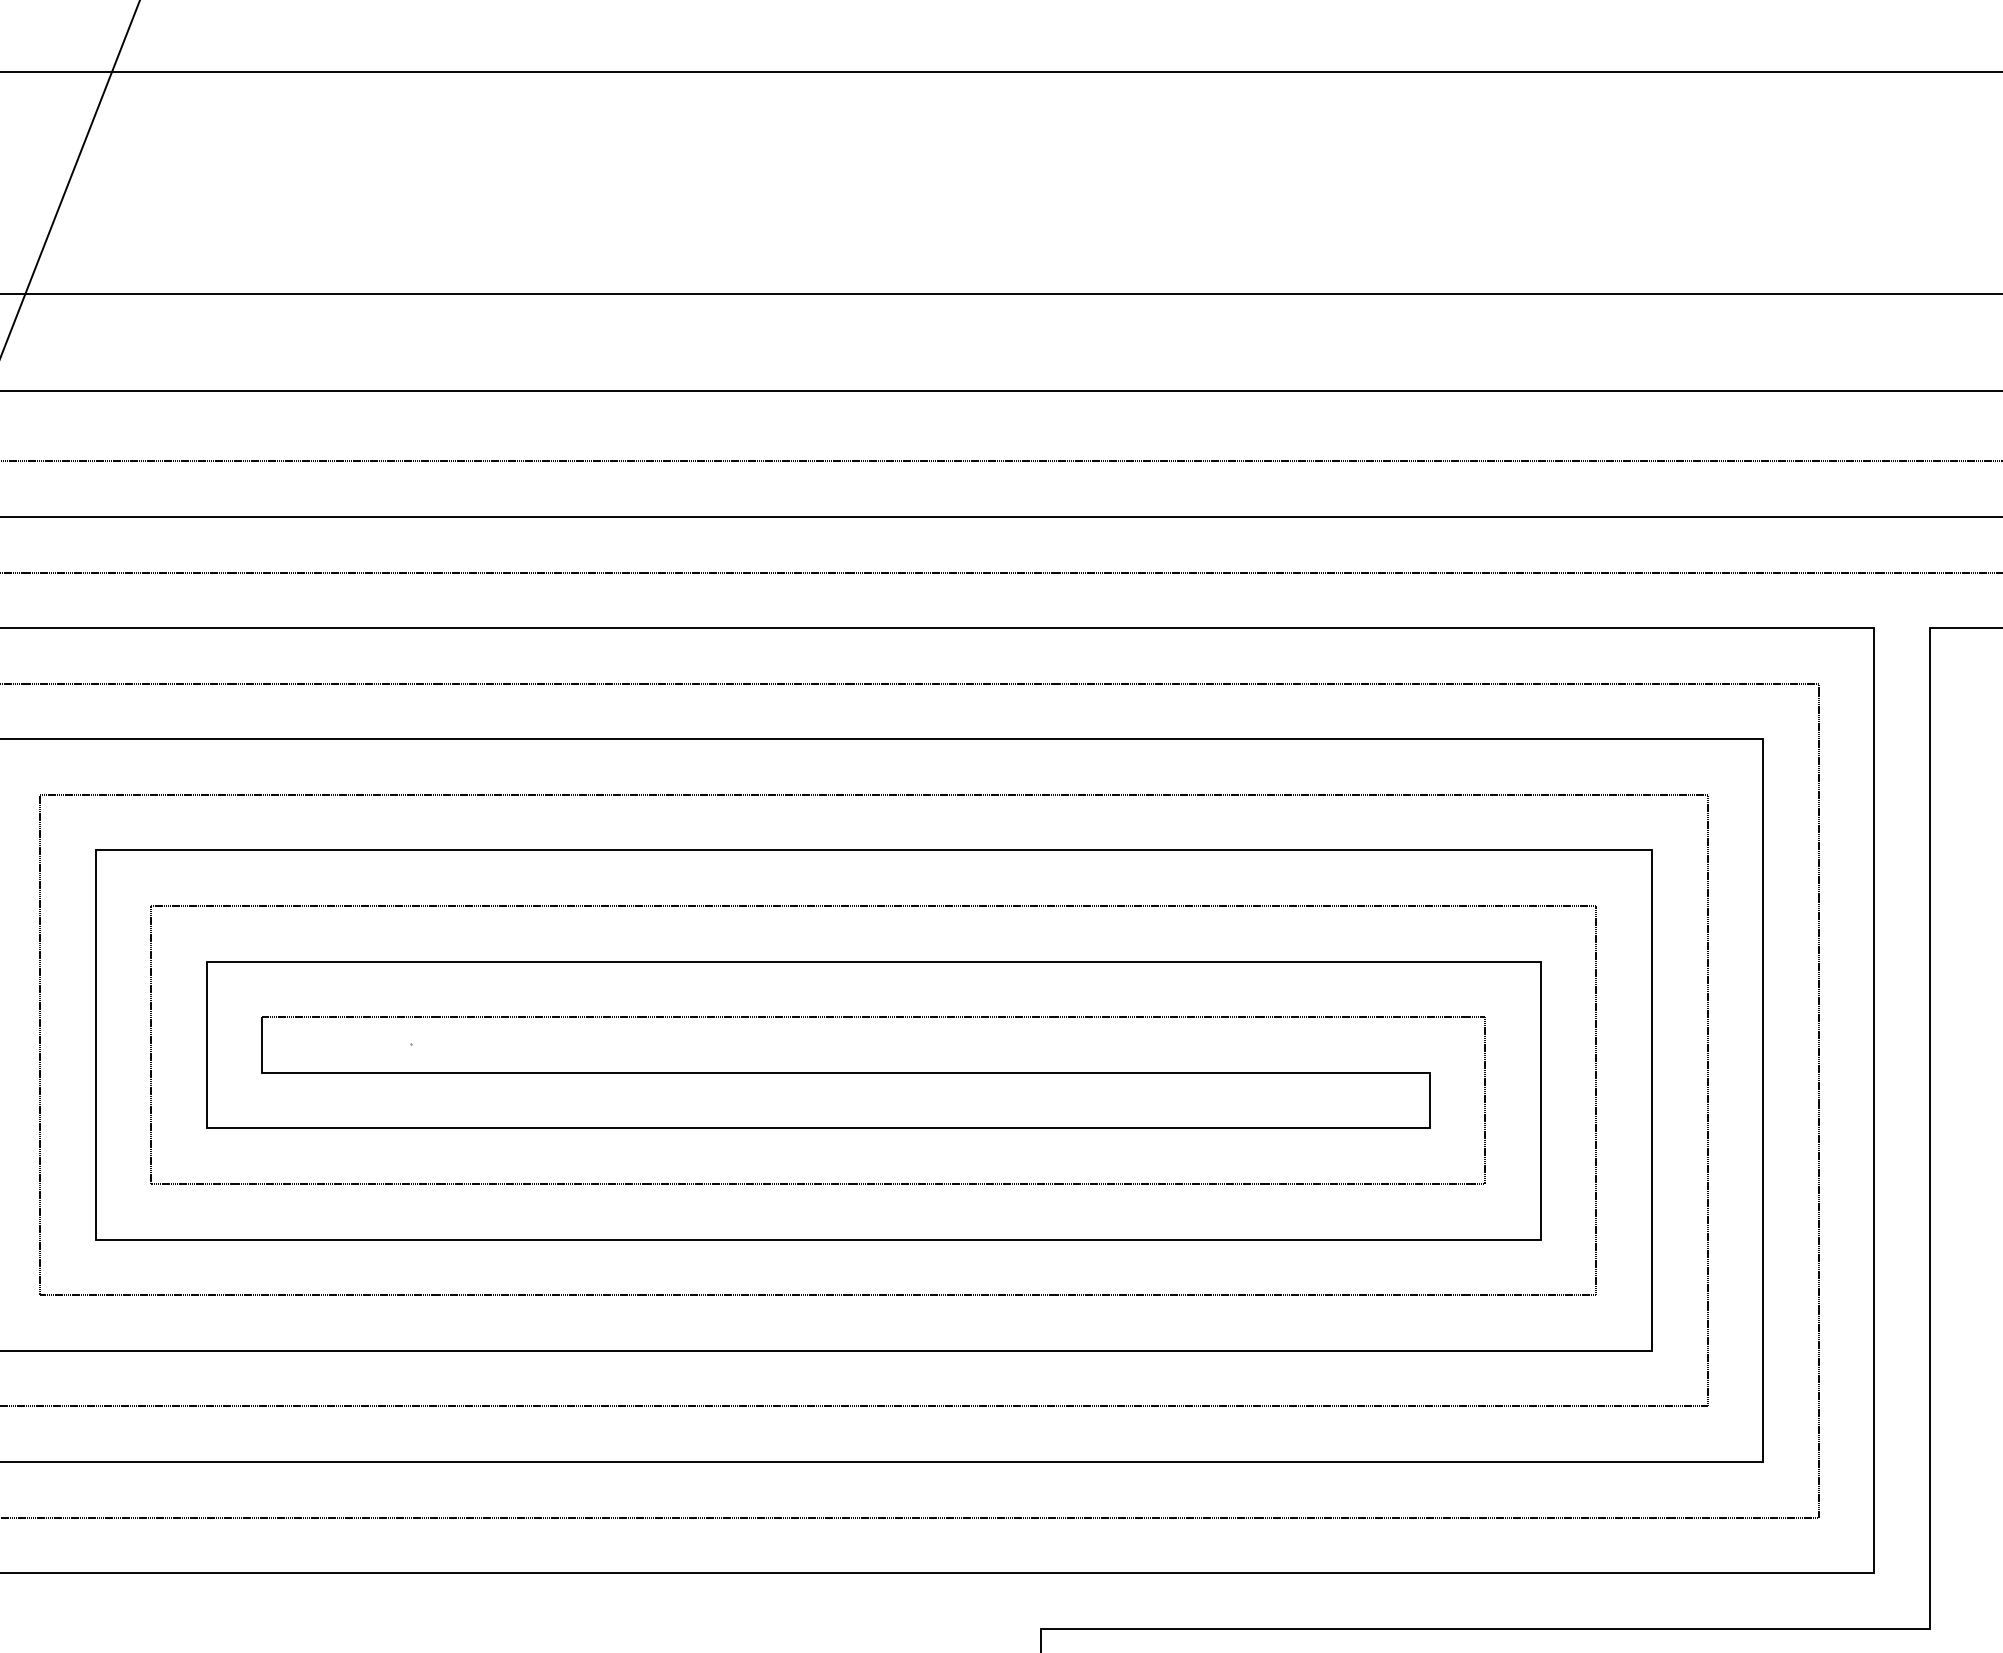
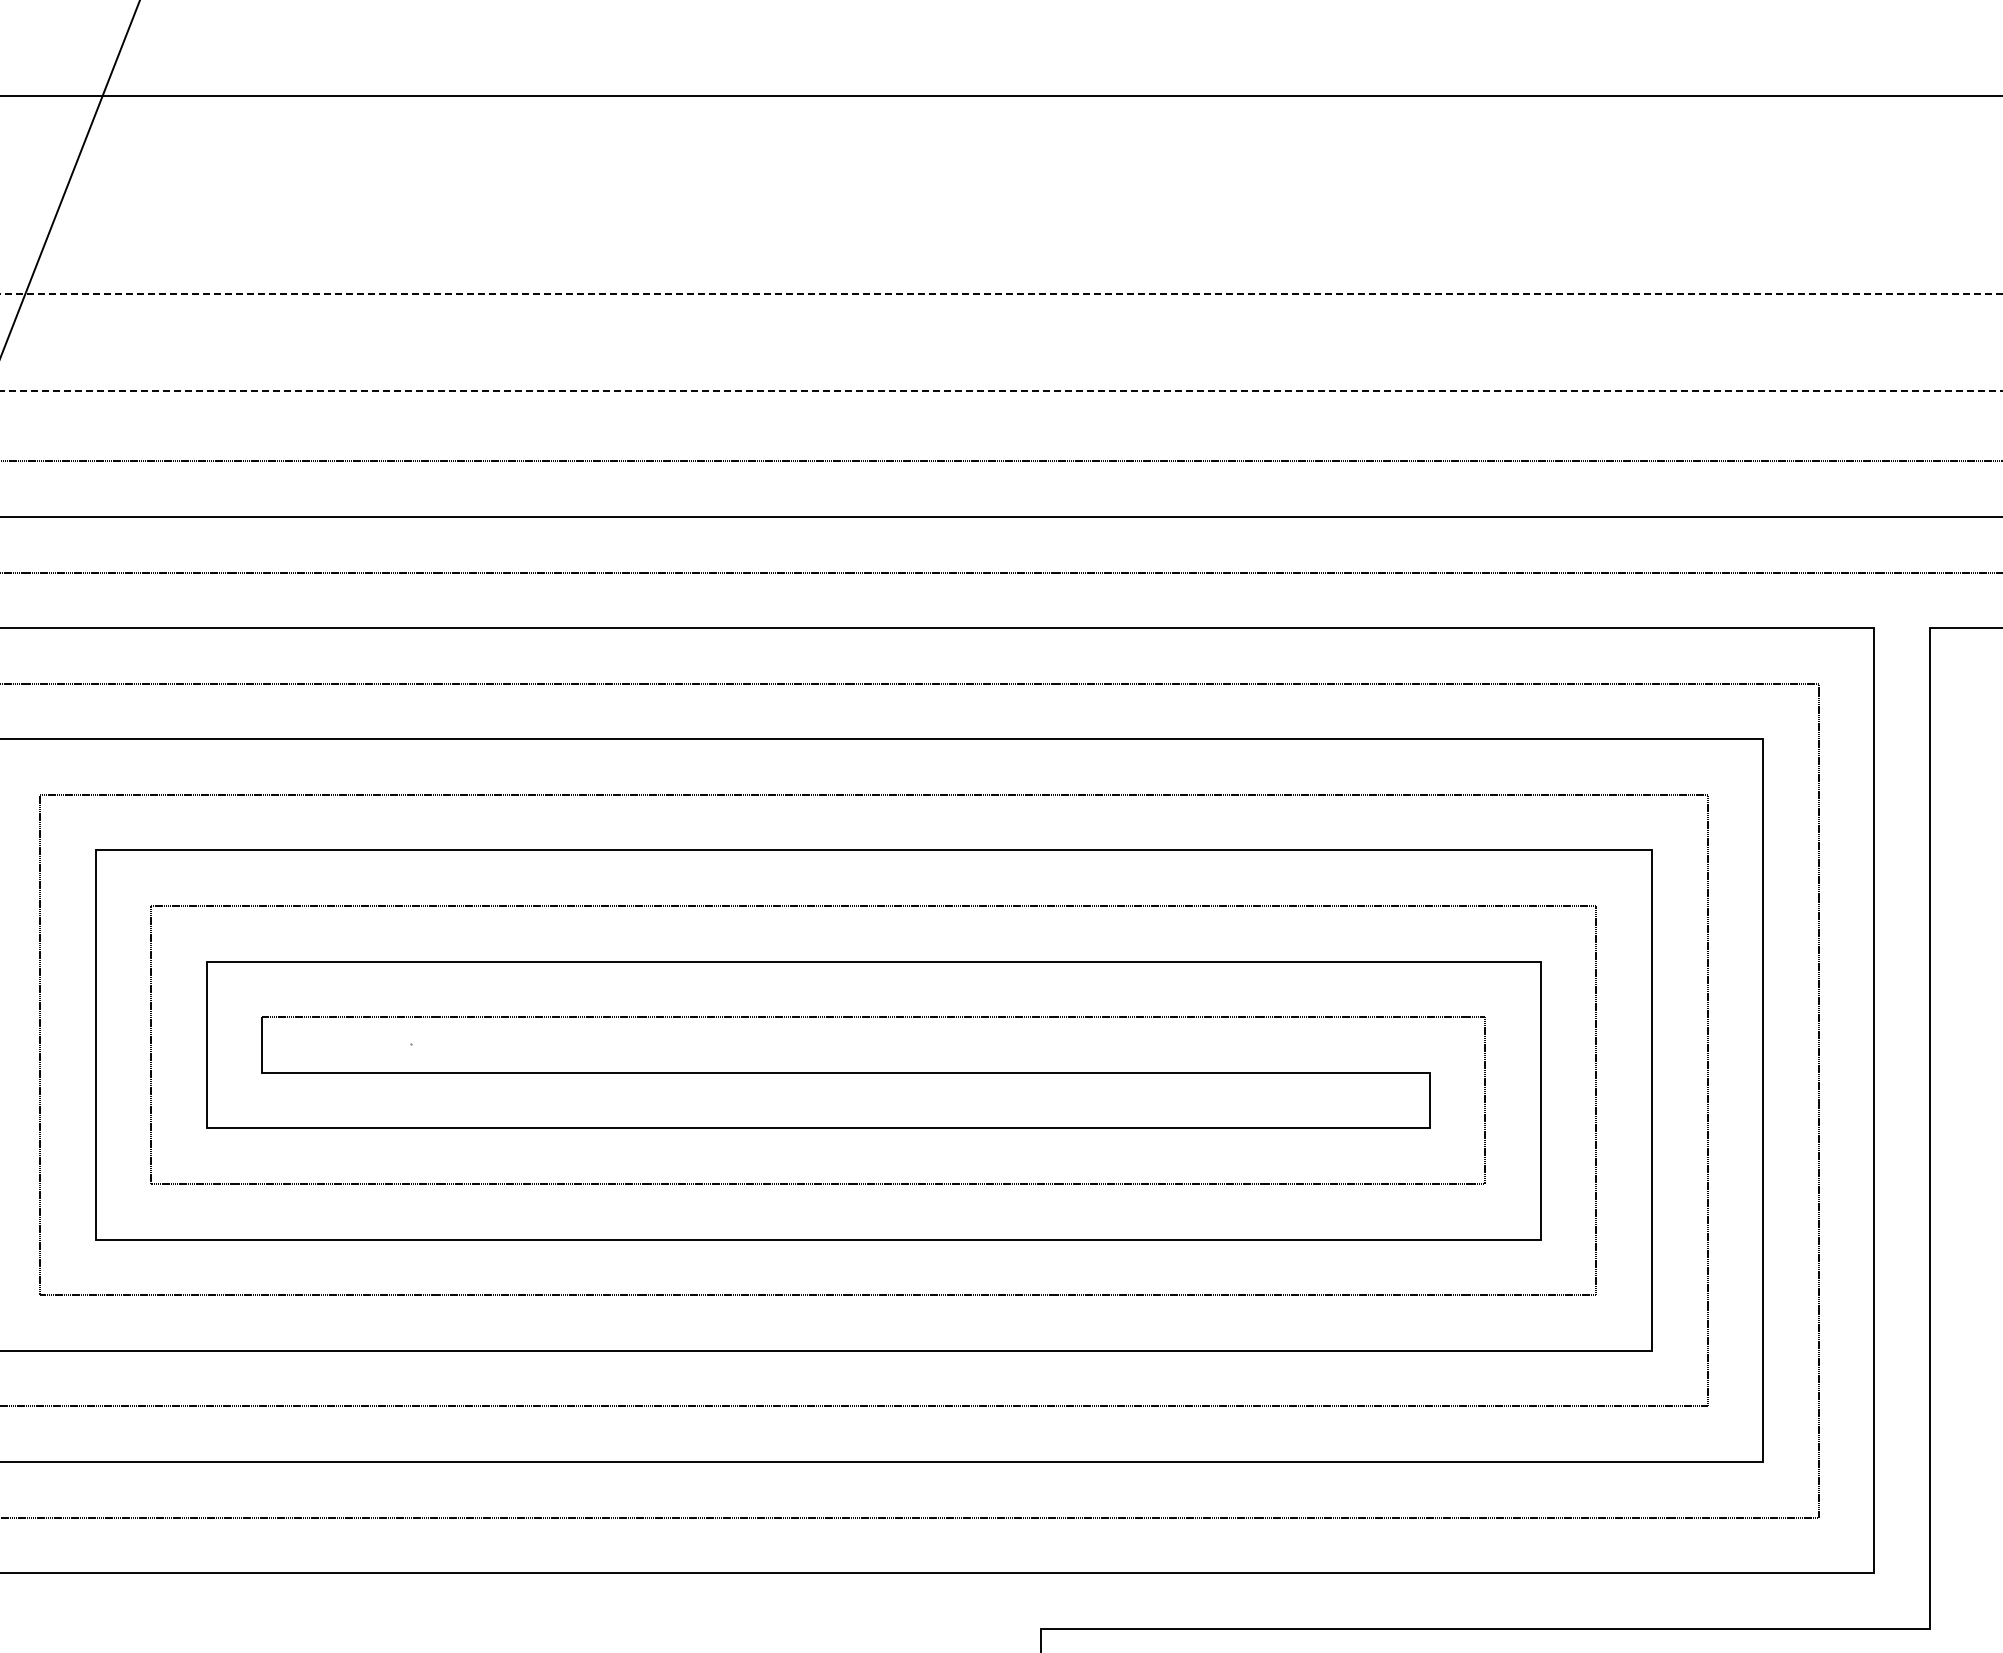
line position: (1000, 71) -> (1000, 95) (1000, 95)
line: solid -> dashed (1001, 293)
line: solid -> dashed (1001, 391)
